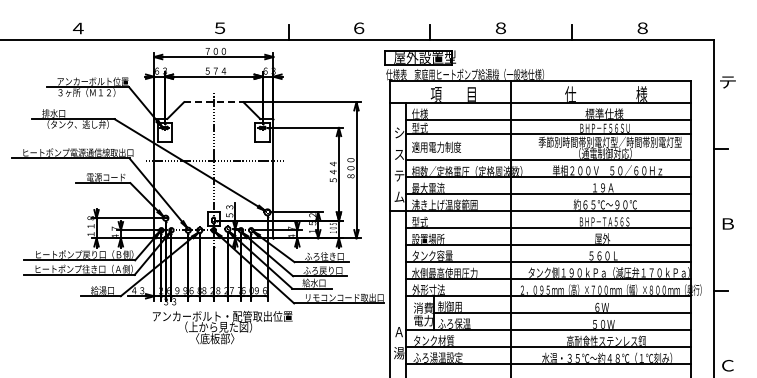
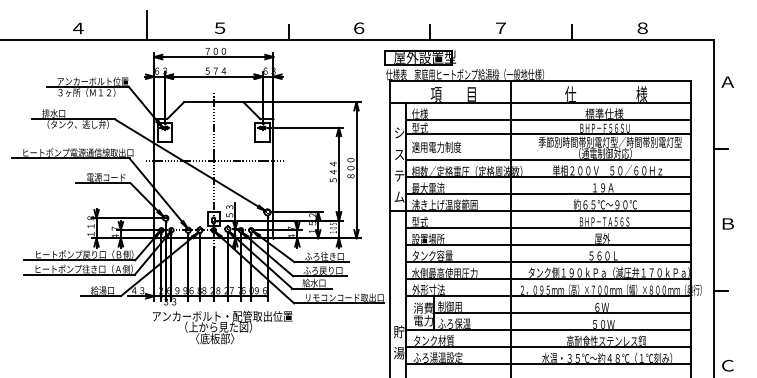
line: none -> present (146, 25)
text: ８ -> ７ (500, 28)
text: テ -> Ａ (727, 82)
line: dashed -> solid (213, 102)
text: Ａ -> 貯 (399, 331)
